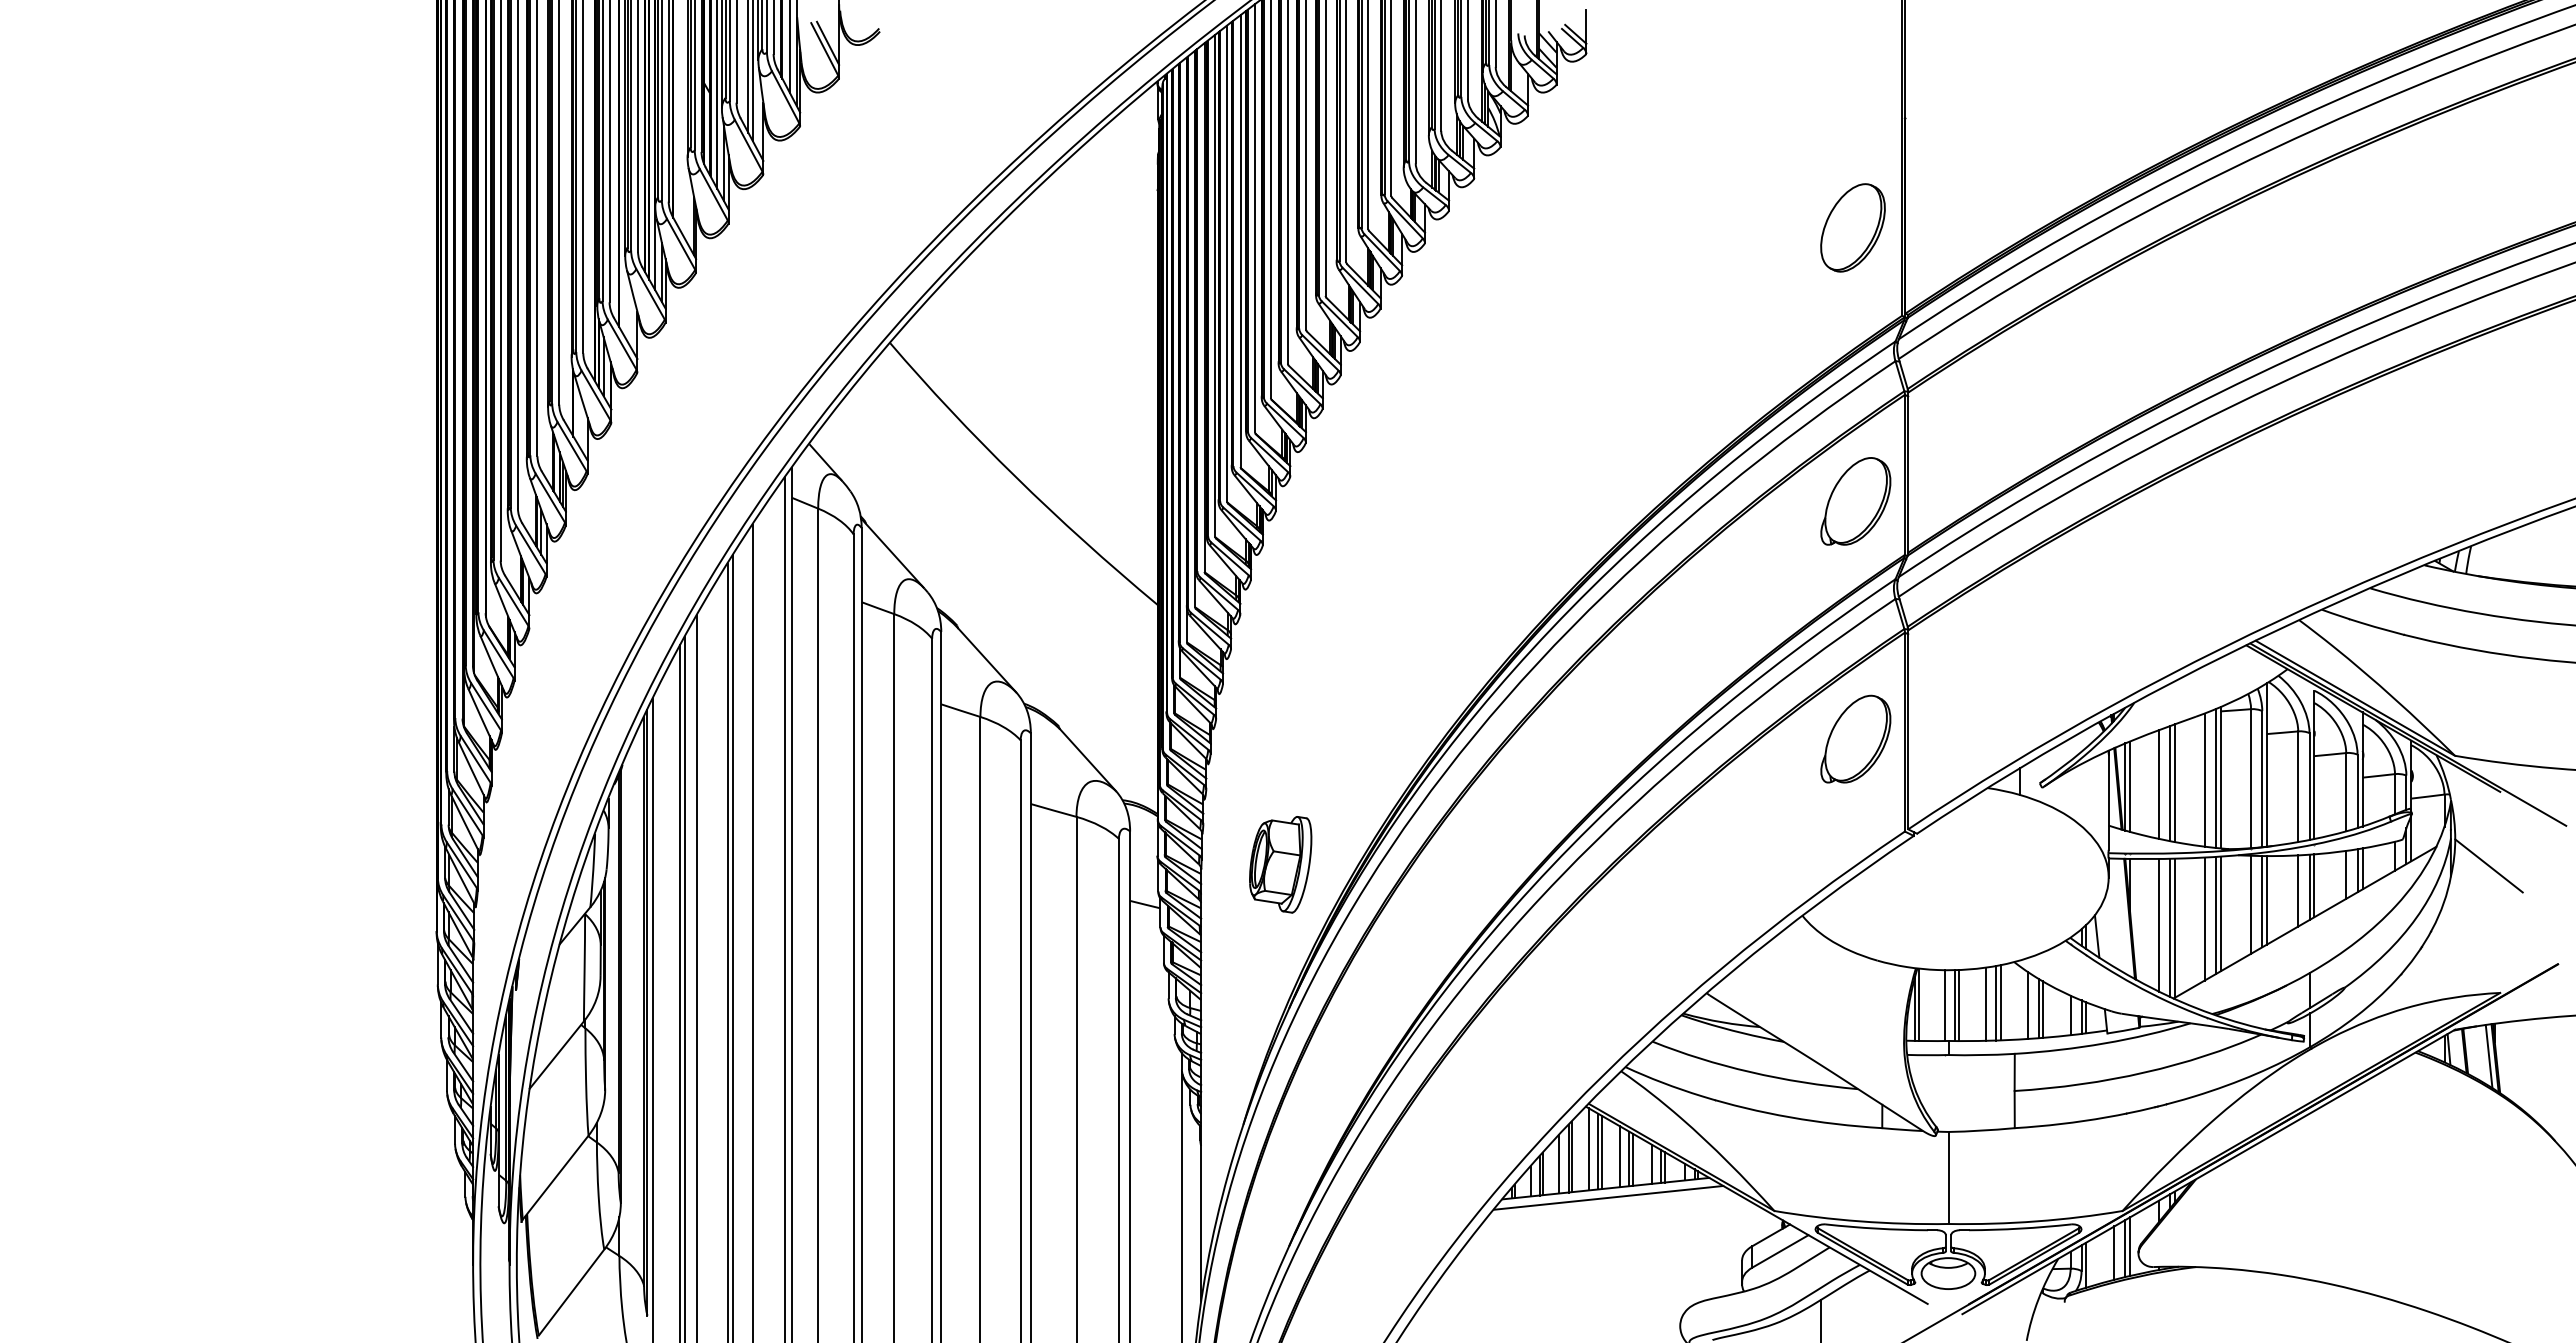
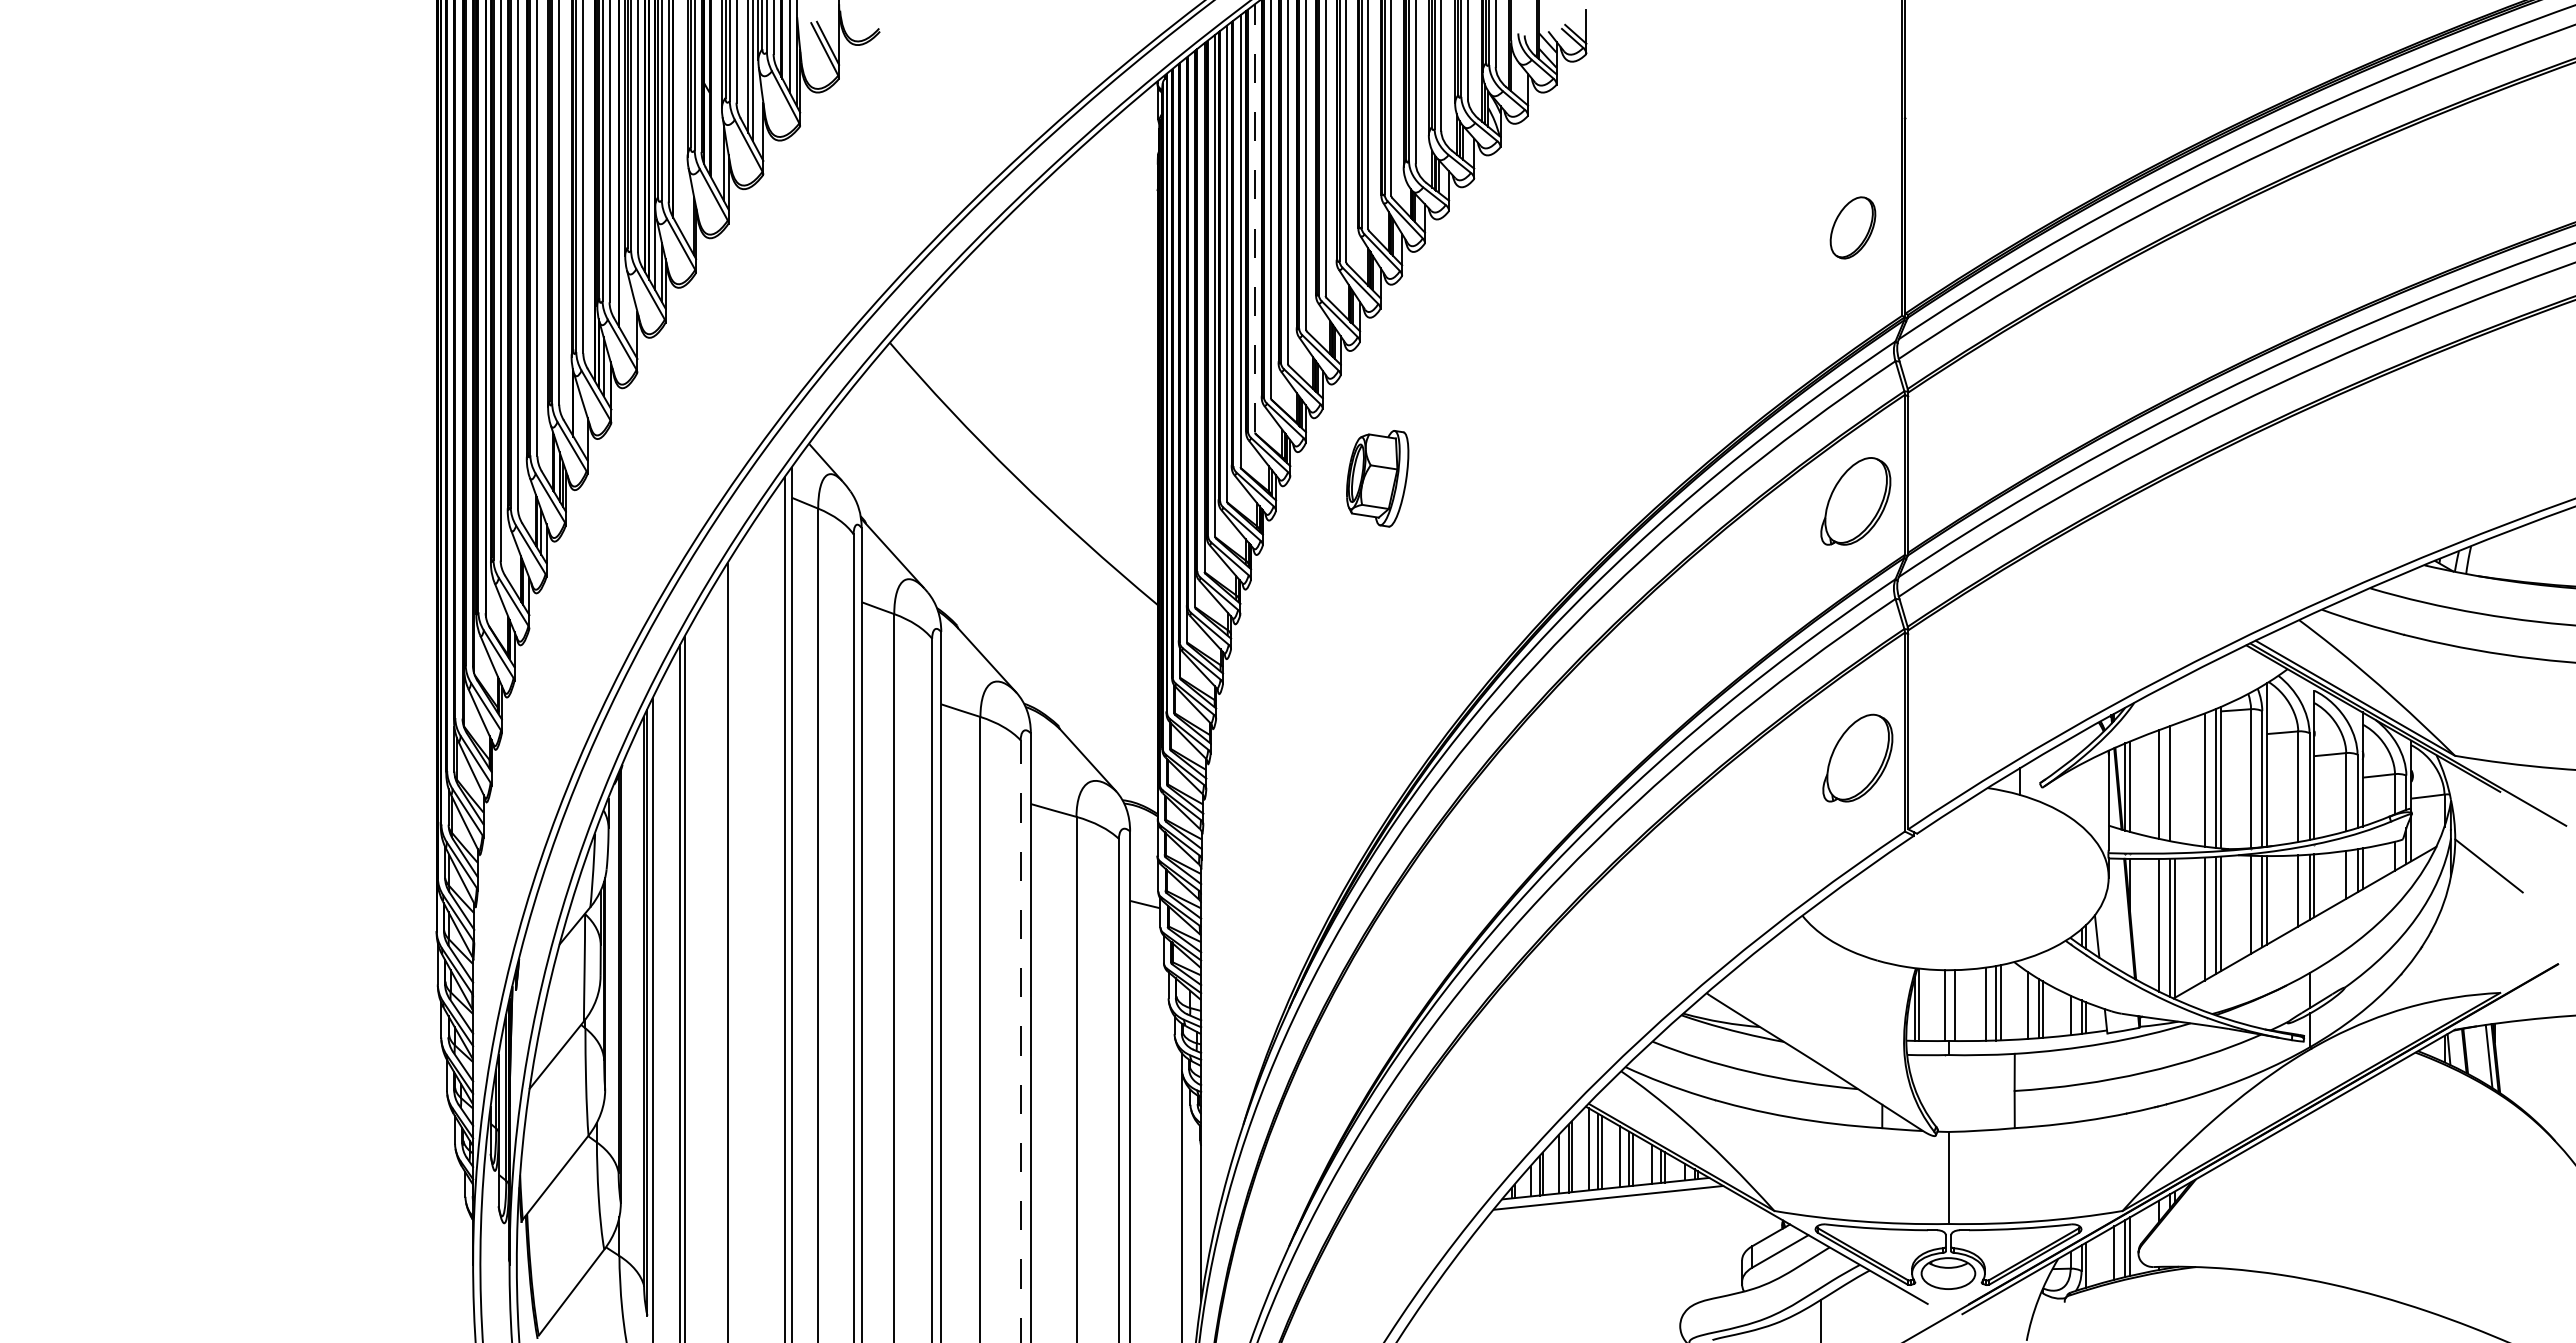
line: present -> none (717, 95)
line: solid -> dashed (1255, 217)
part size: 66x90 px -> 48x64 px (1852, 227)
part position: (1855, 738) -> (1857, 757) (1857, 757)
line: present -> none (2174, 783)
part position: (1280, 864) -> (1377, 478) (1377, 478)
line: present -> none (752, 932)
line: present -> none (733, 947)
line: present -> none (697, 977)
line: present -> none (1959, 1005)
line: solid -> dashed (1020, 1041)
